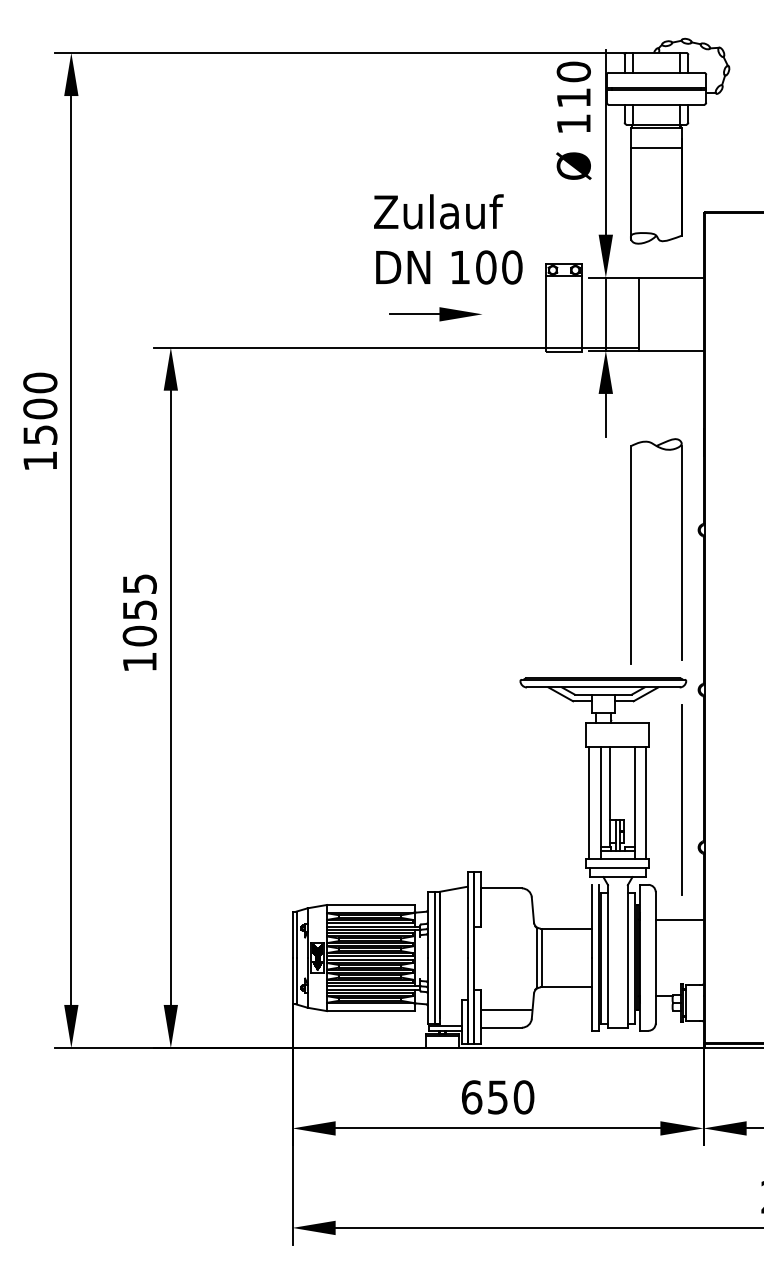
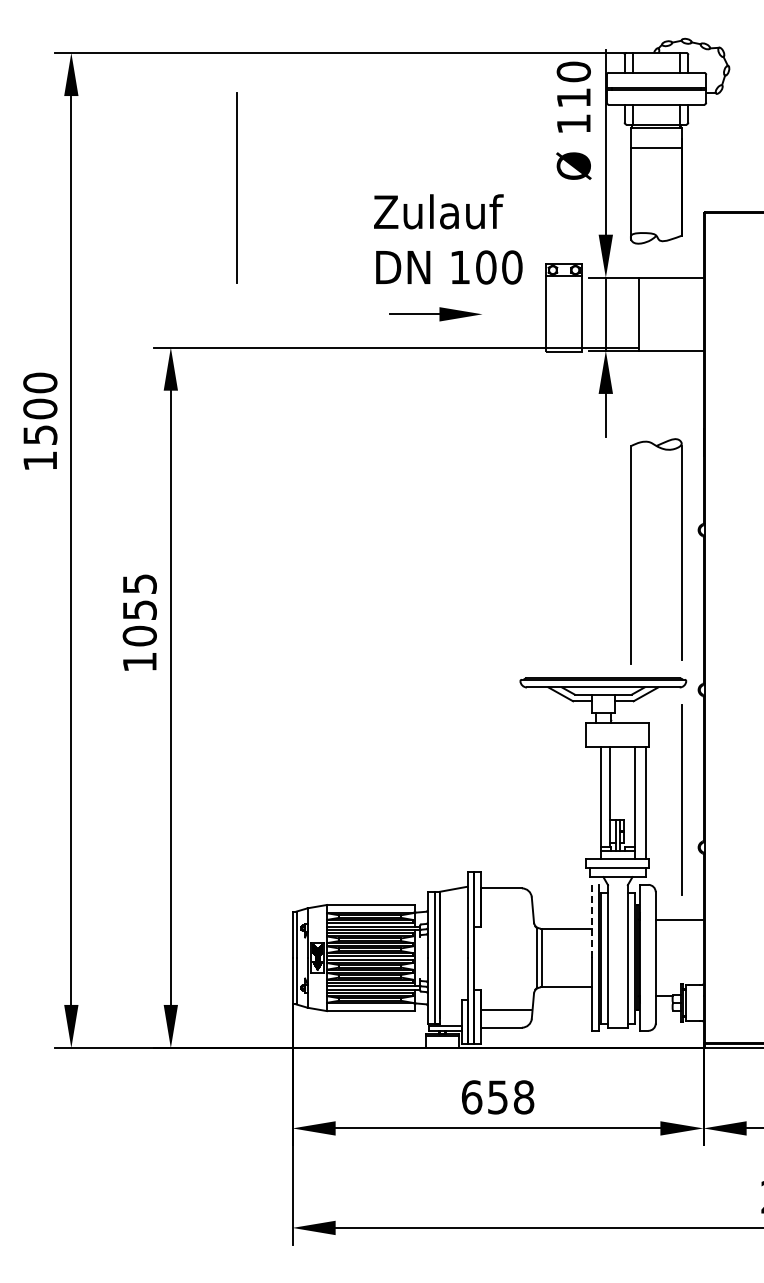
line: none -> present (236, 187)
line: present -> none (589, 802)
line: solid -> dashed (592, 921)
text: 650 -> 658 (523, 1097)
